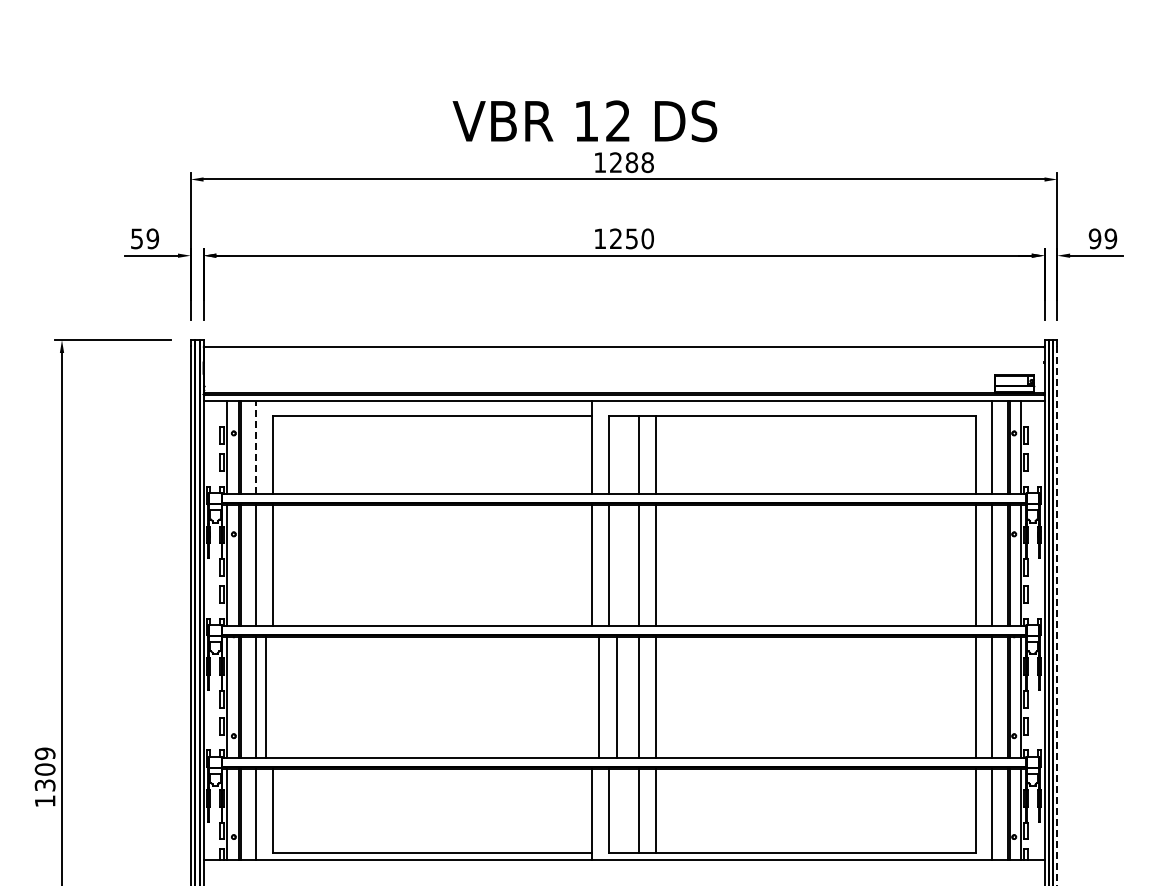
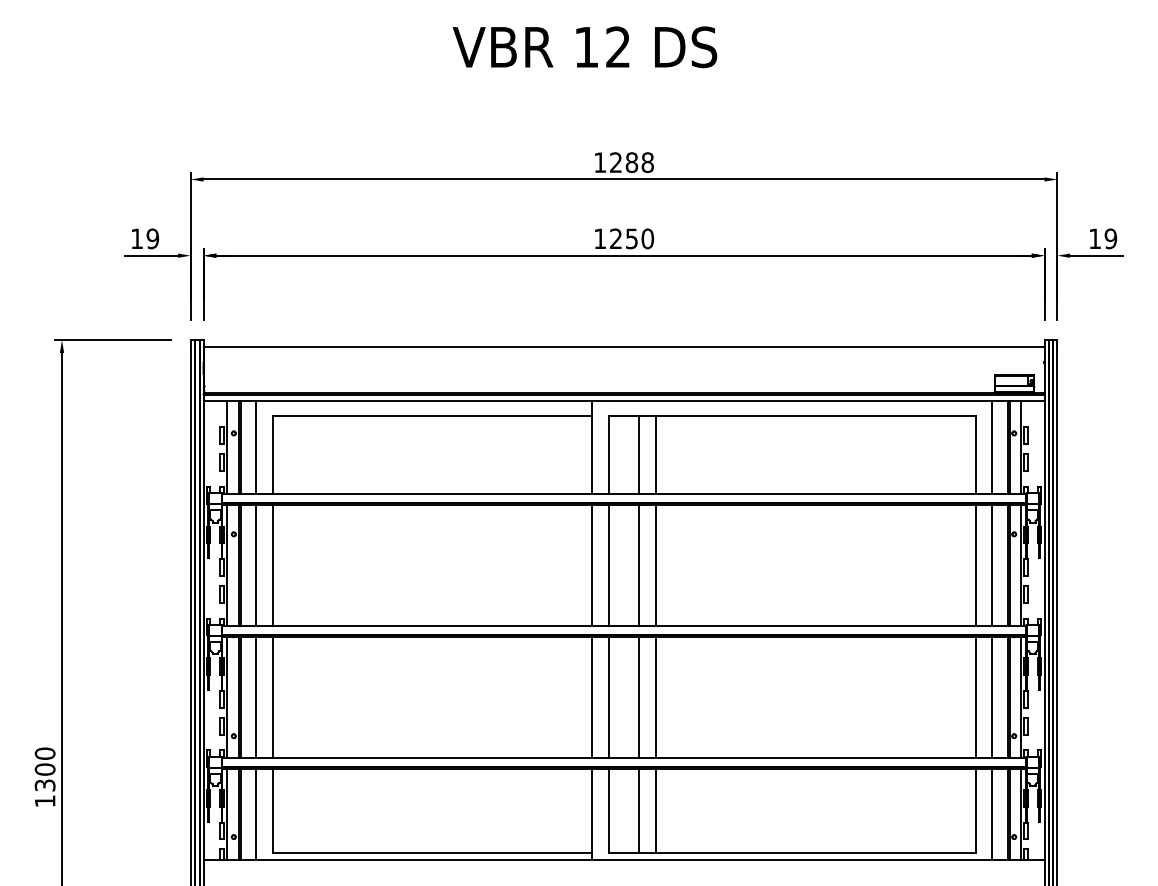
text position: (584, 121) -> (584, 47) (584, 47)
text: 59 -> 19 (136, 238)
text: 99 -> 19 (1094, 238)
line: dashed -> solid (255, 447)
line: dashed -> solid (1057, 615)
line position: (265, 697) -> (272, 697) (272, 697)
line position: (599, 697) -> (592, 697) (592, 697)
line position: (616, 697) -> (608, 697) (608, 697)
text: 1309 -> 1300 (45, 753)
